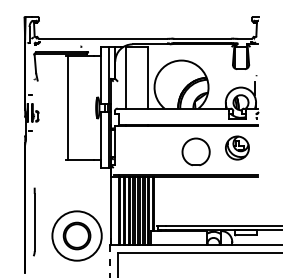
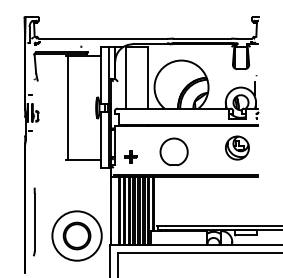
part position: (195, 151) -> (173, 151) (173, 151)
part: none -> present (130, 156)
line: dashed -> solid (110, 261)
